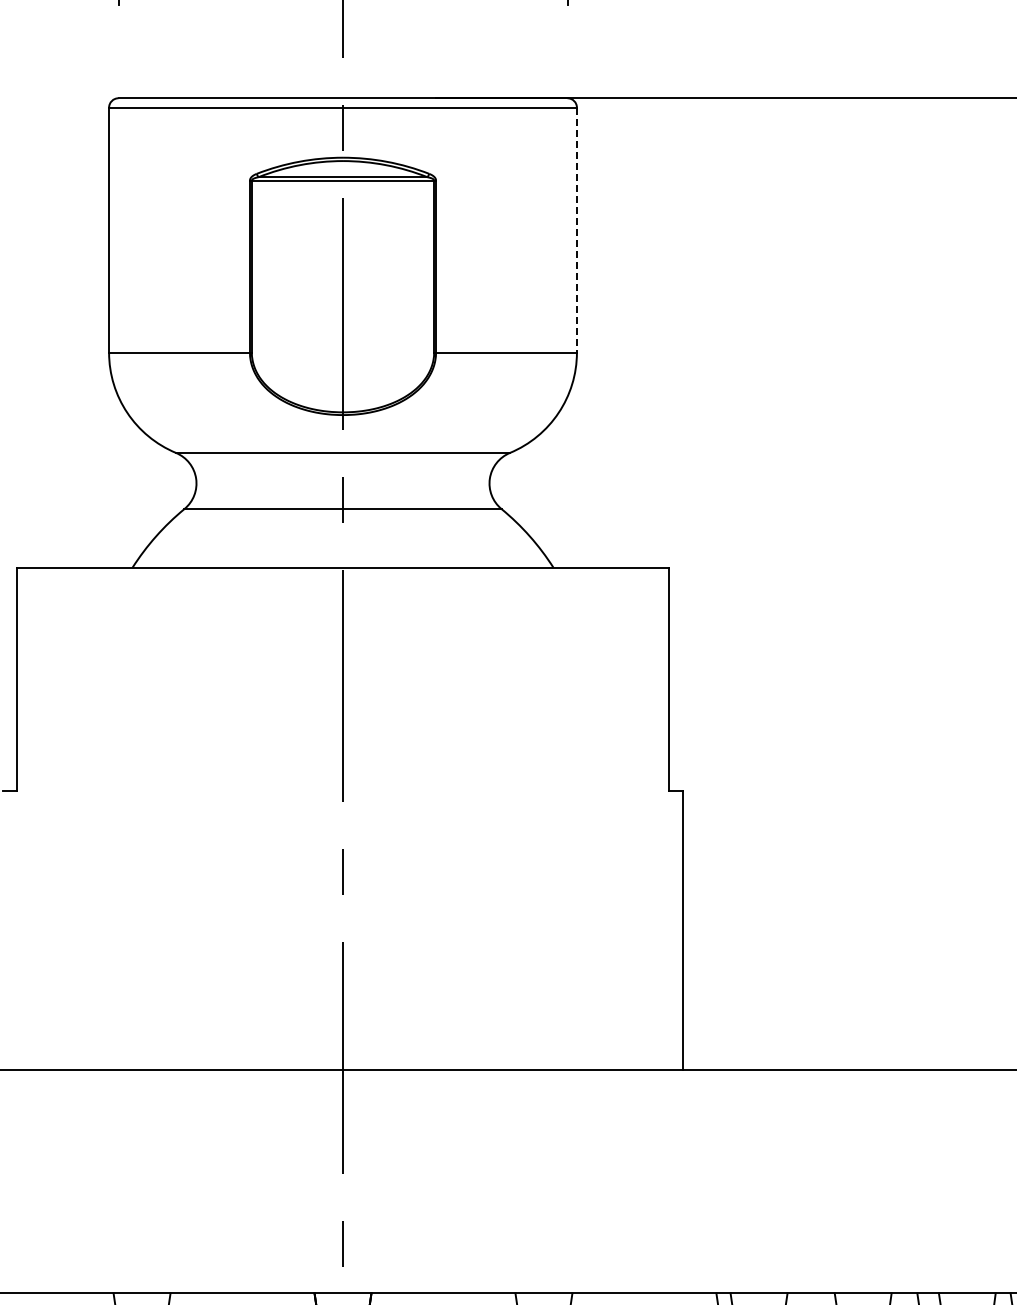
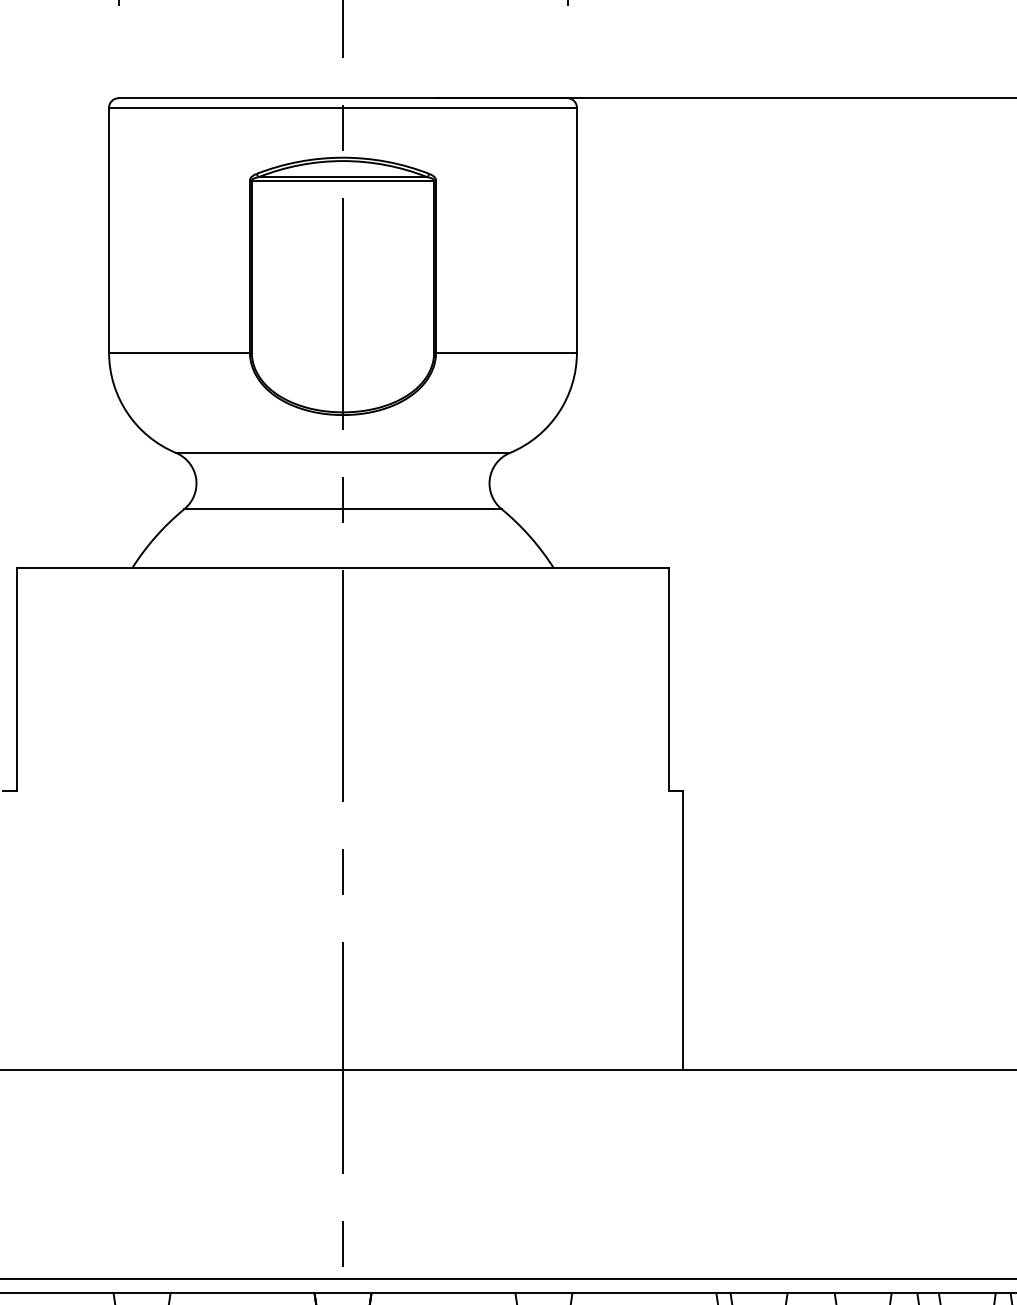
line: dashed -> solid (576, 230)
line: none -> present (507, 1279)
